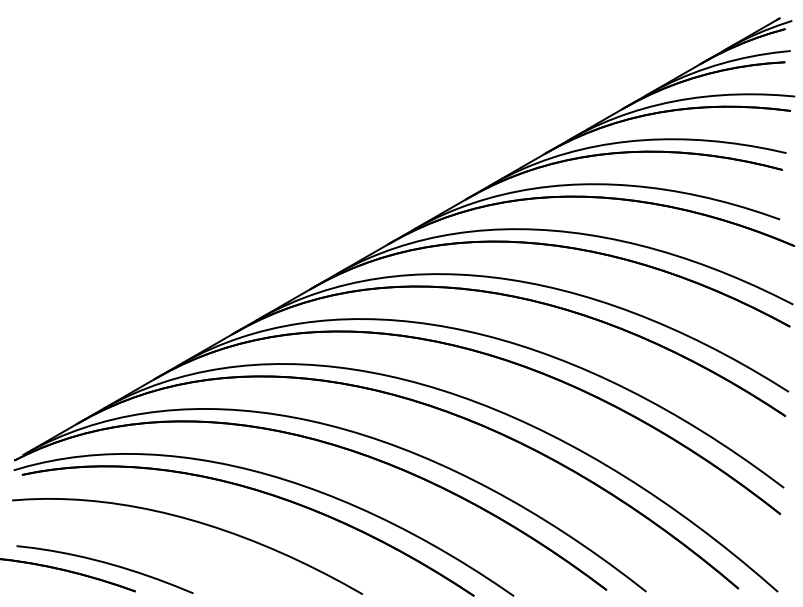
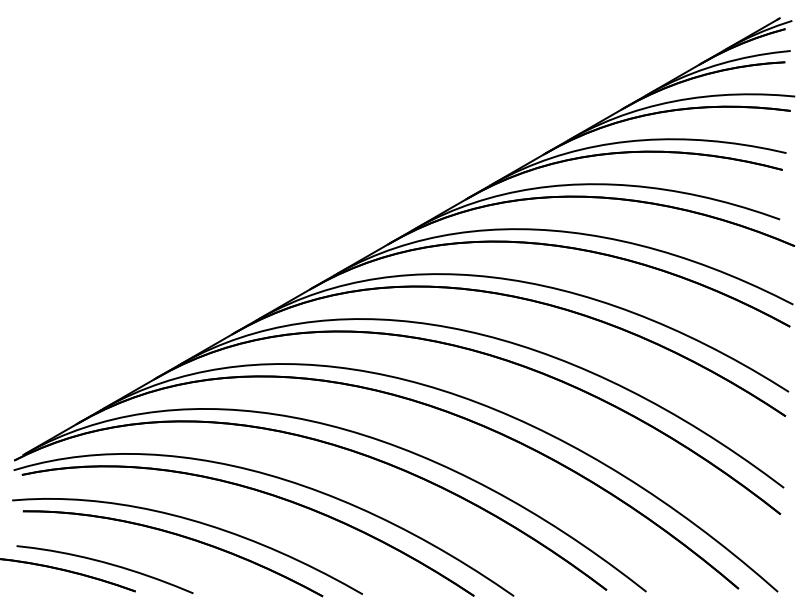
part: none -> present (175, 535)
